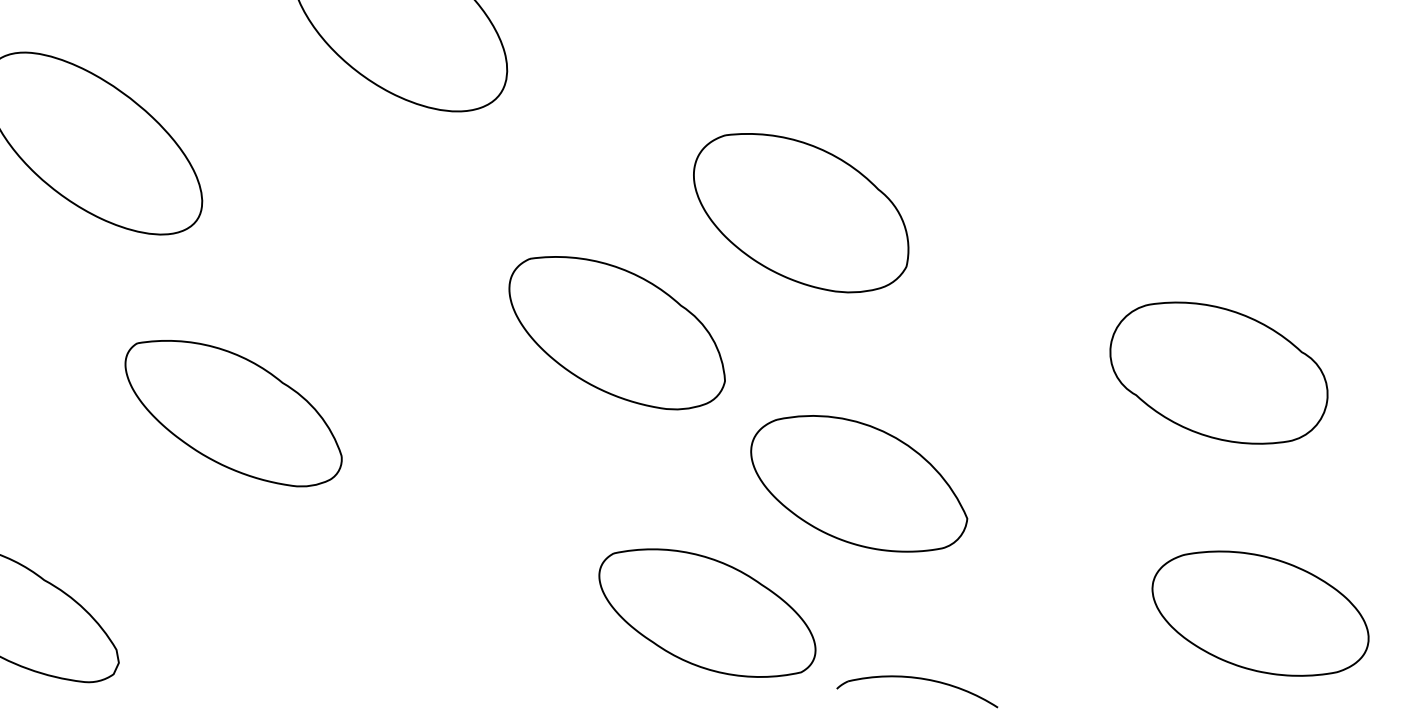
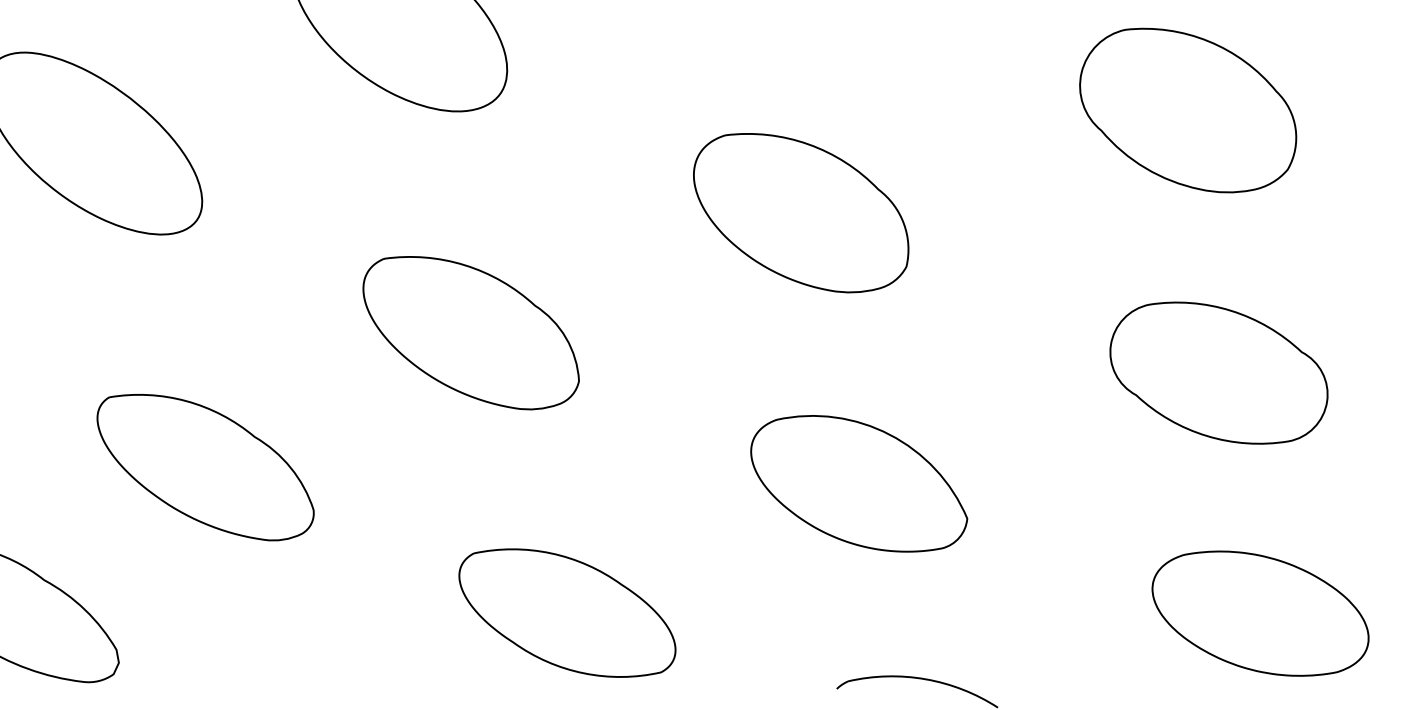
part: none -> present (1188, 110)
part position: (616, 333) -> (470, 333) (470, 333)
part position: (233, 413) -> (205, 467) (205, 467)
part position: (707, 612) -> (567, 612) (567, 612)
